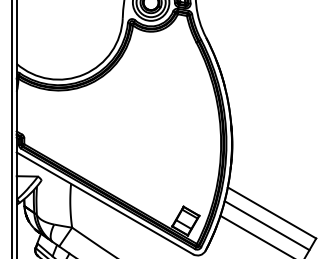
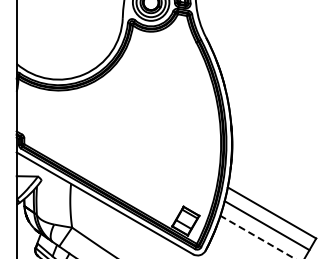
line: present -> none (12, 128)
line: solid -> dashed (257, 237)
